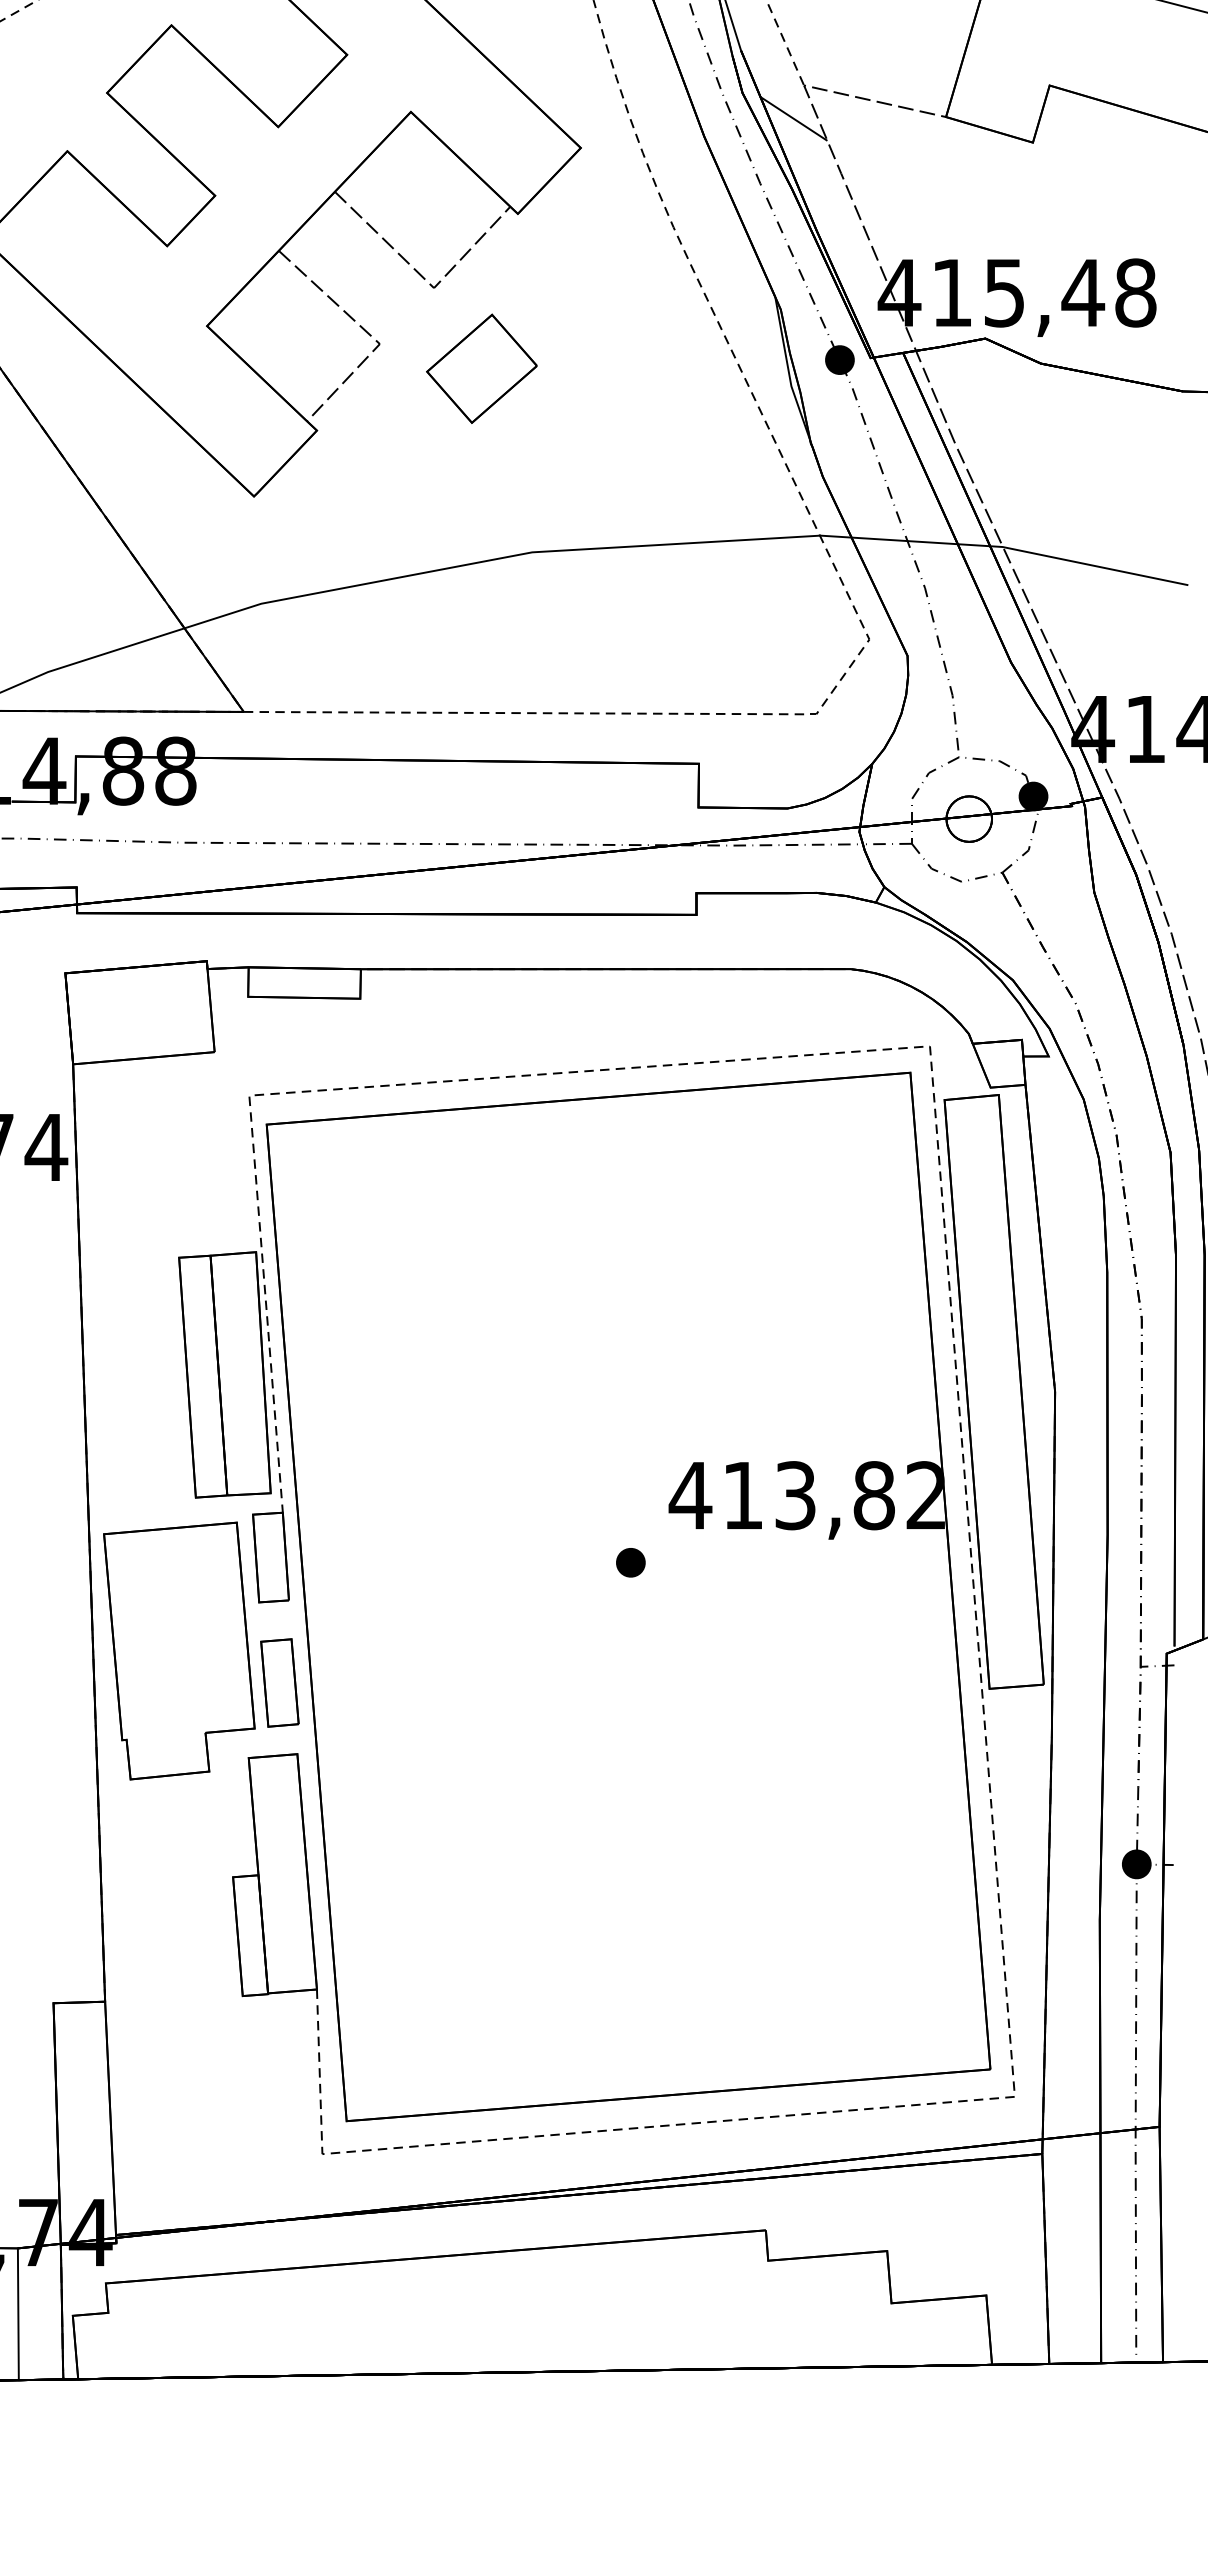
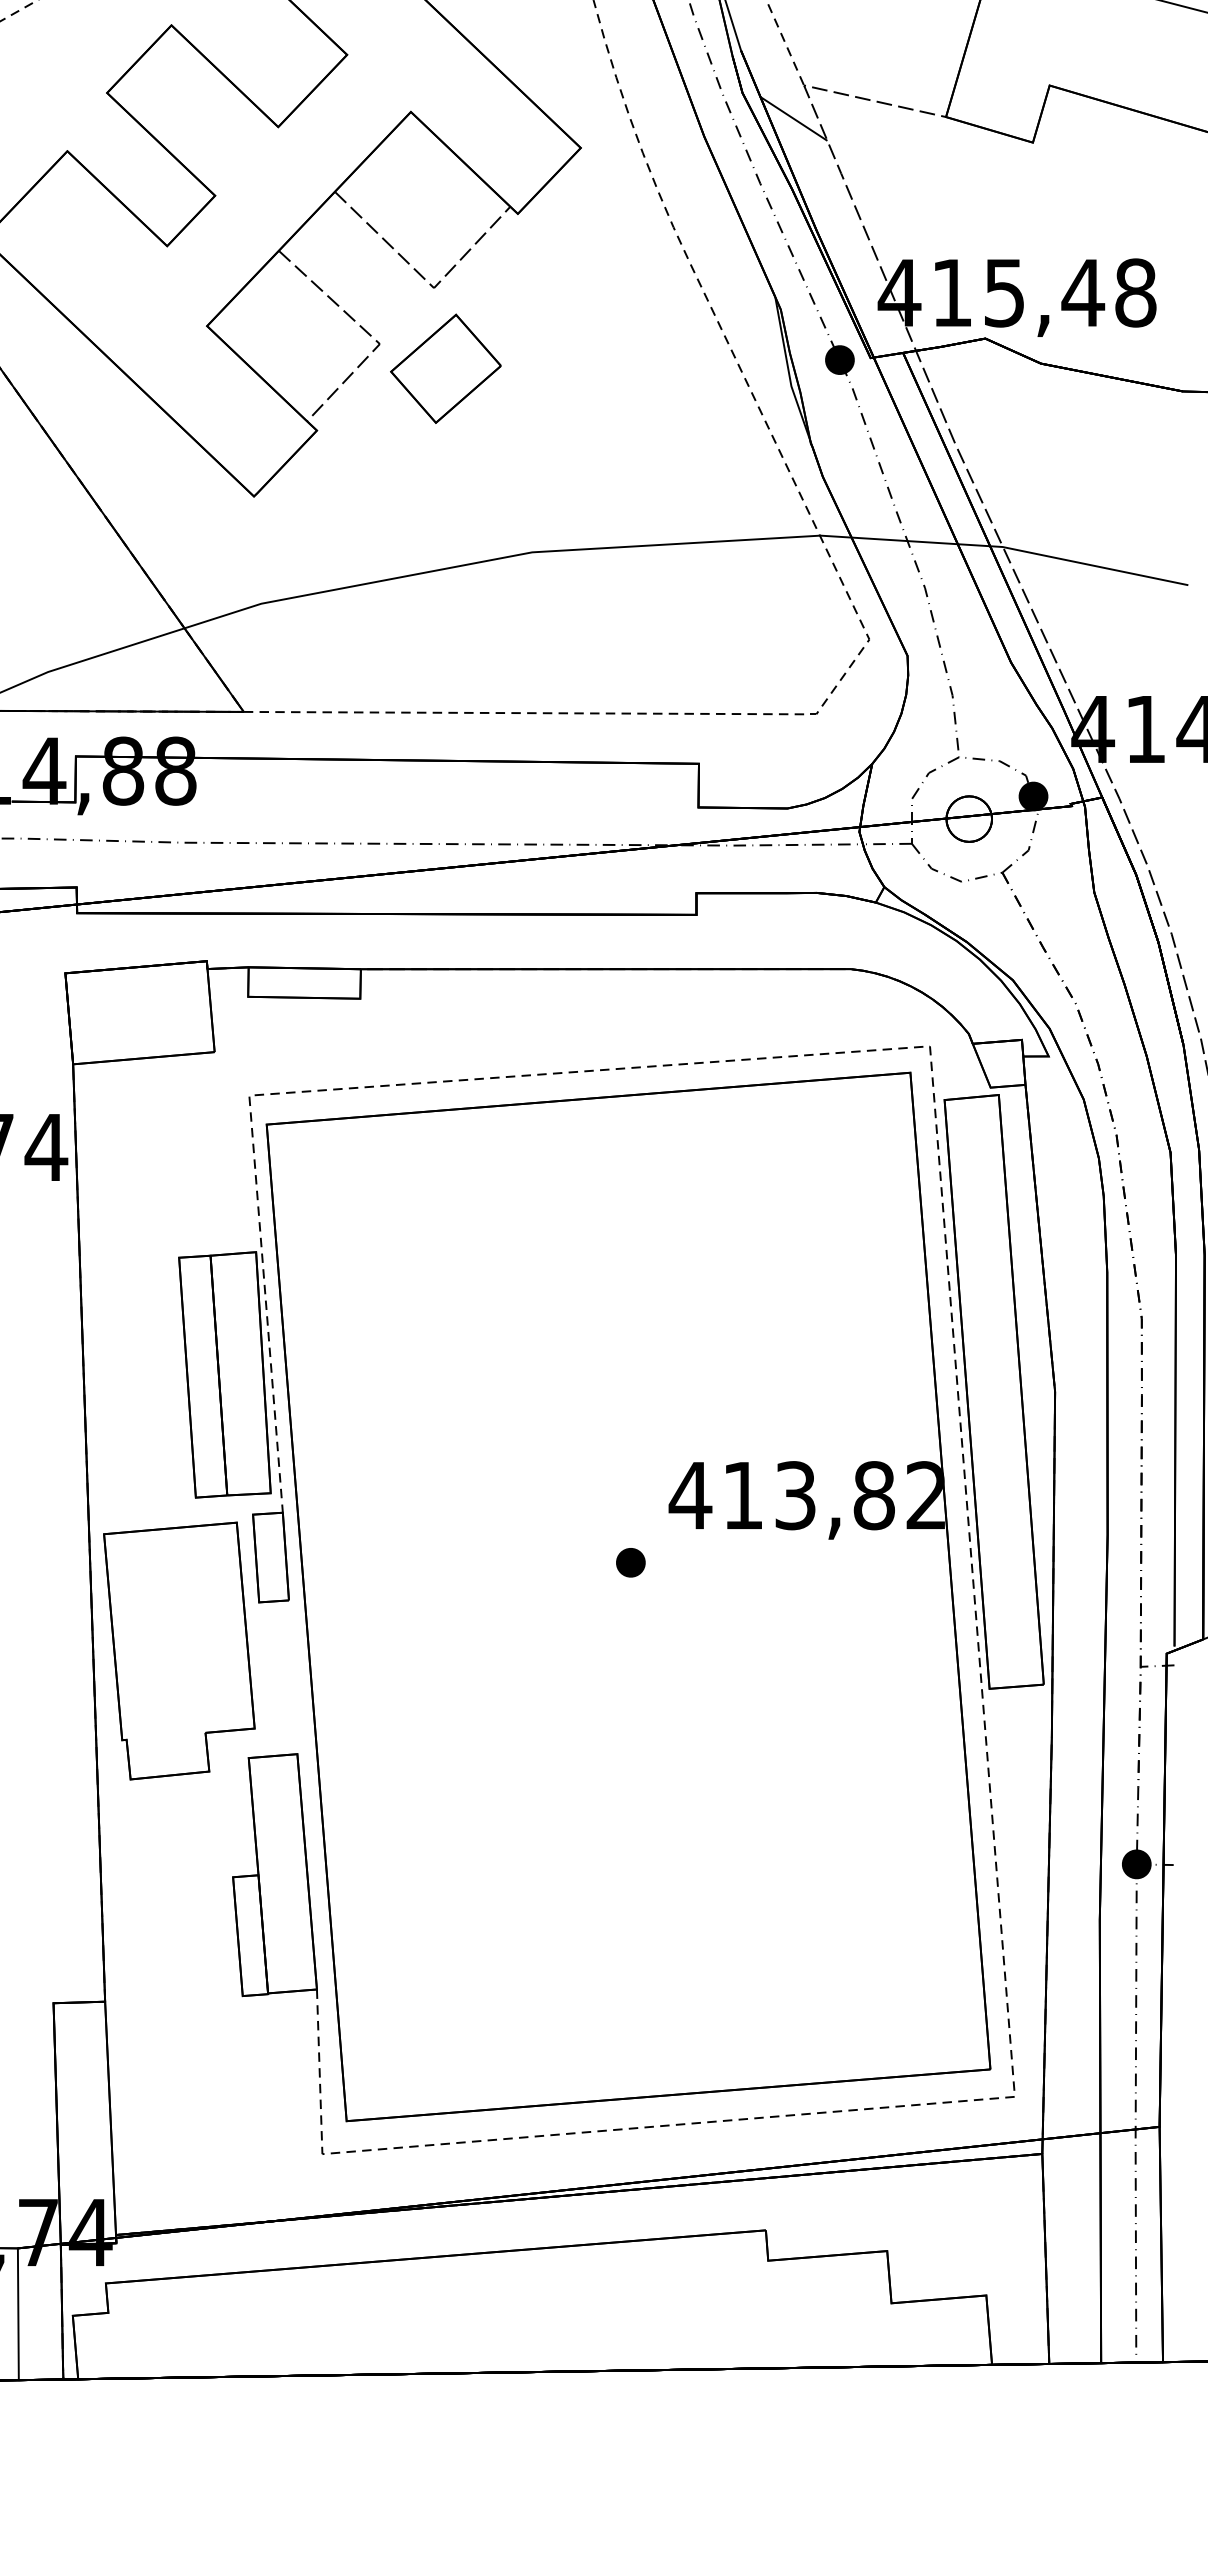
part position: (481, 368) -> (445, 368) (445, 368)
part: present -> none (279, 1682)
